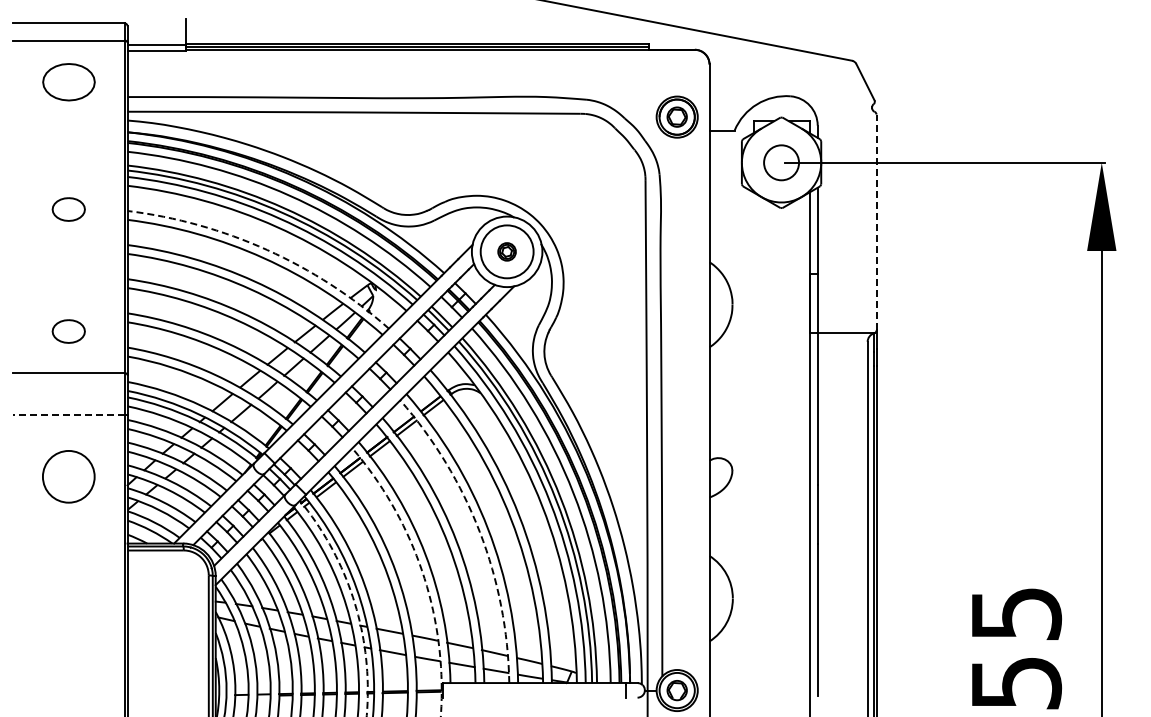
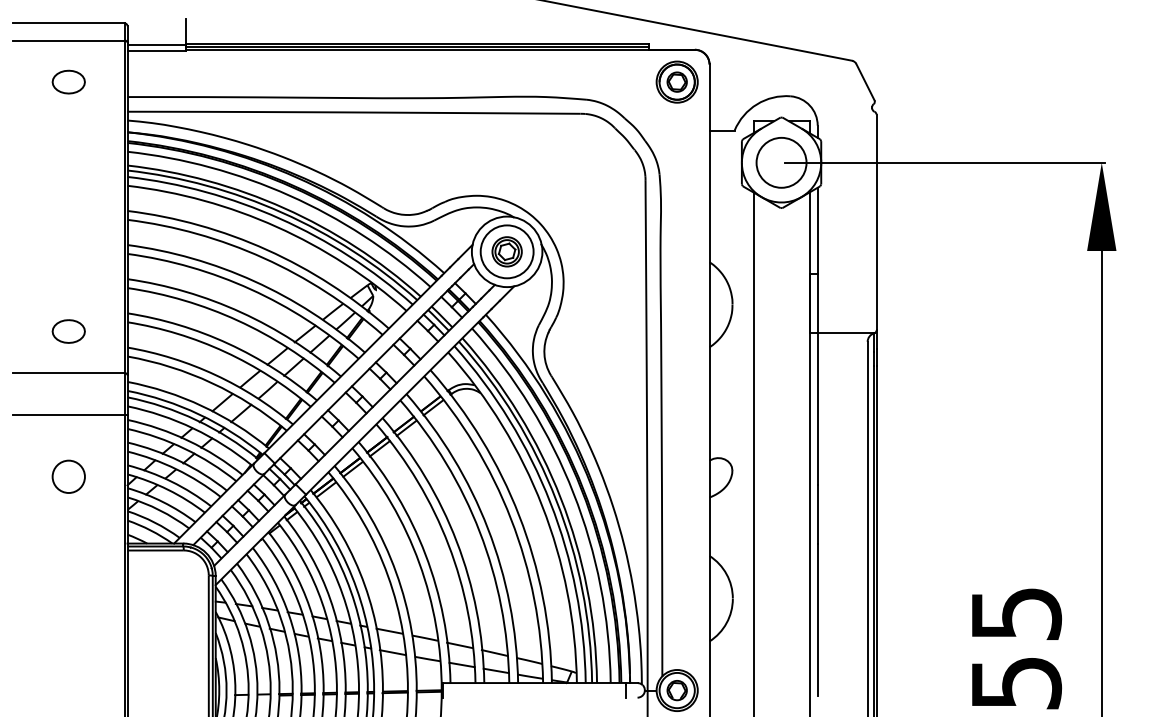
part size: 54x39 px -> 35x26 px (68, 81)
part position: (676, 116) -> (676, 81) (676, 81)
circle diameter: 35 px -> 50 px (781, 162)
part: present -> none (68, 209)
line: dashed -> solid (876, 222)
arc: dashed -> solid (267, 249)
part size: 20x20 px -> 32x32 px (506, 251)
line: dashed -> solid (68, 414)
line: none -> present (753, 452)
circle diameter: 52 px -> 32 px (68, 476)
arc: dashed -> solid (479, 532)
arc: dashed -> solid (423, 575)
arc: dashed -> solid (354, 602)
